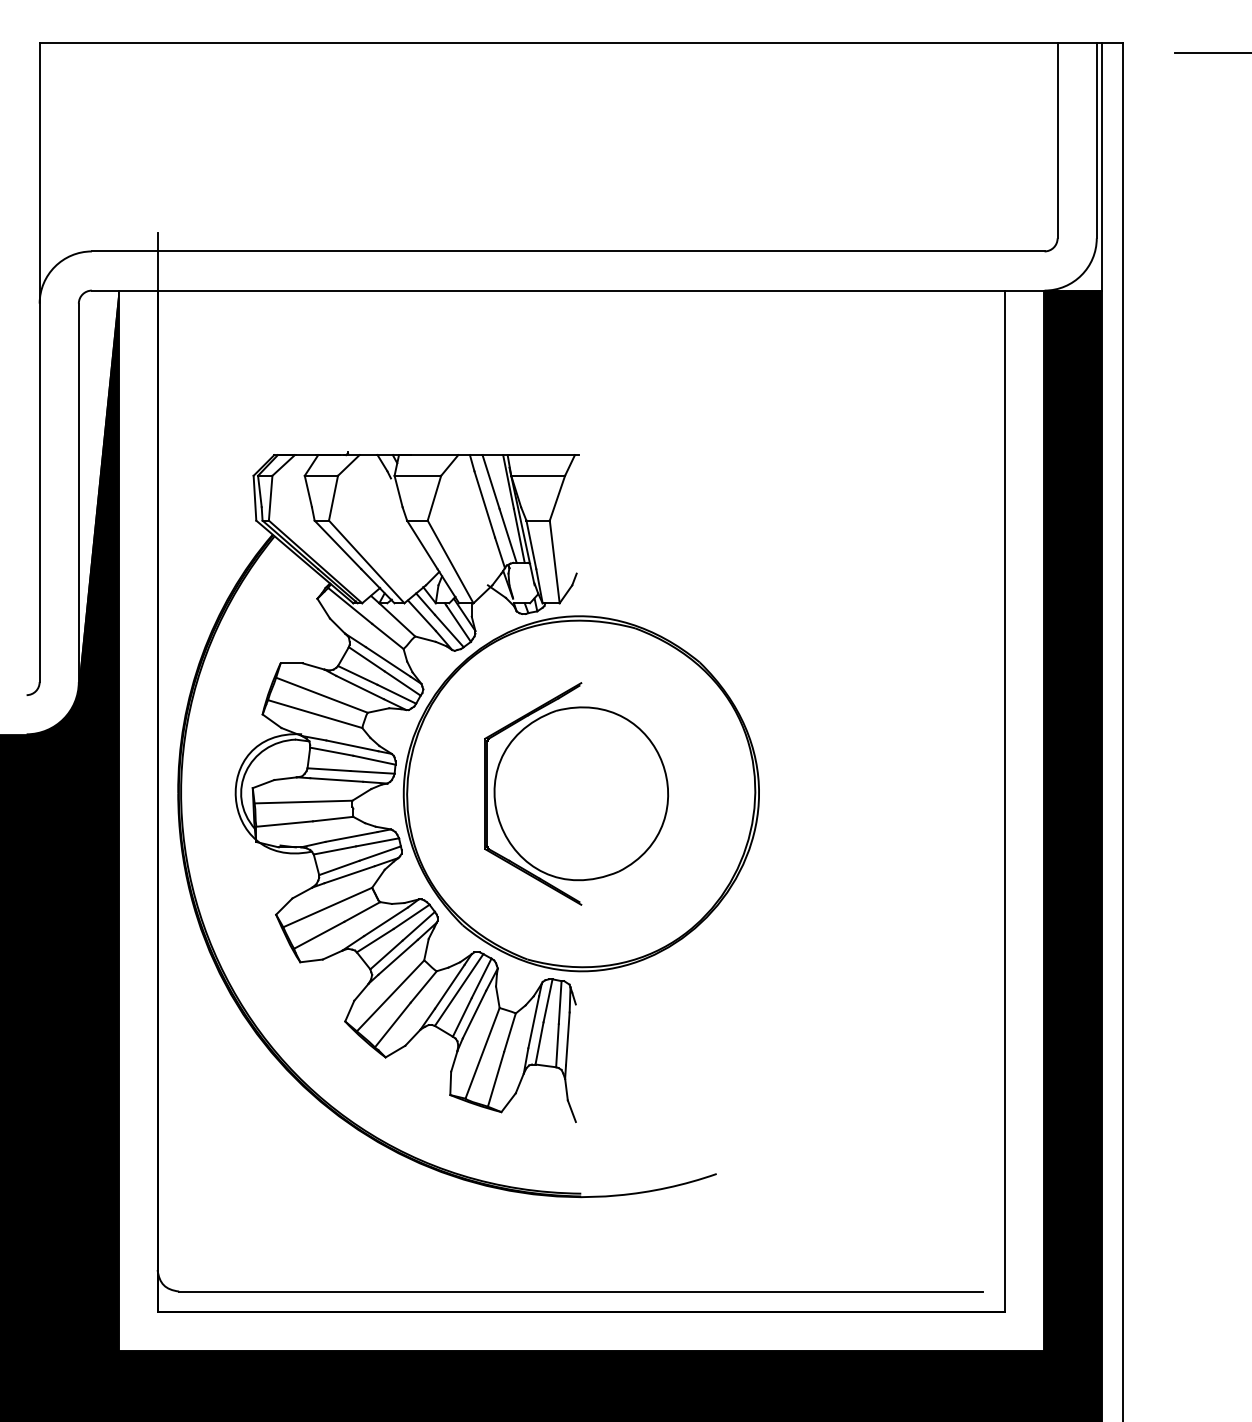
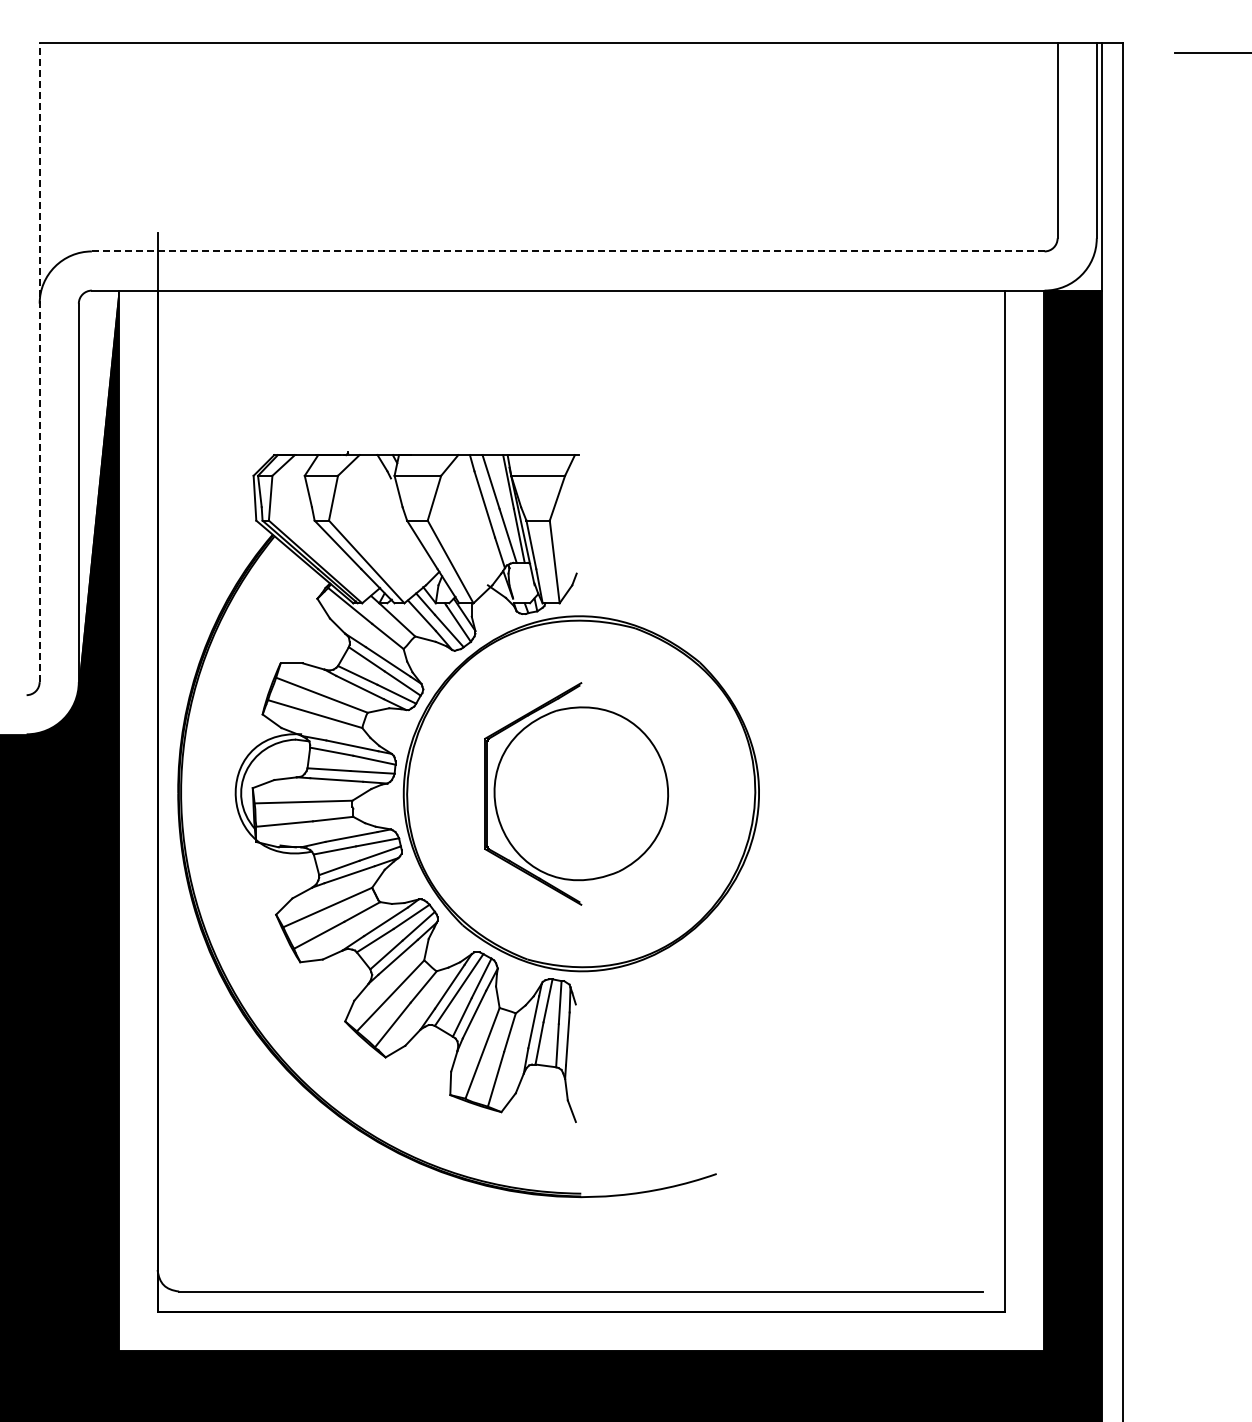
line: solid -> dashed (568, 251)
line: solid -> dashed (39, 362)
